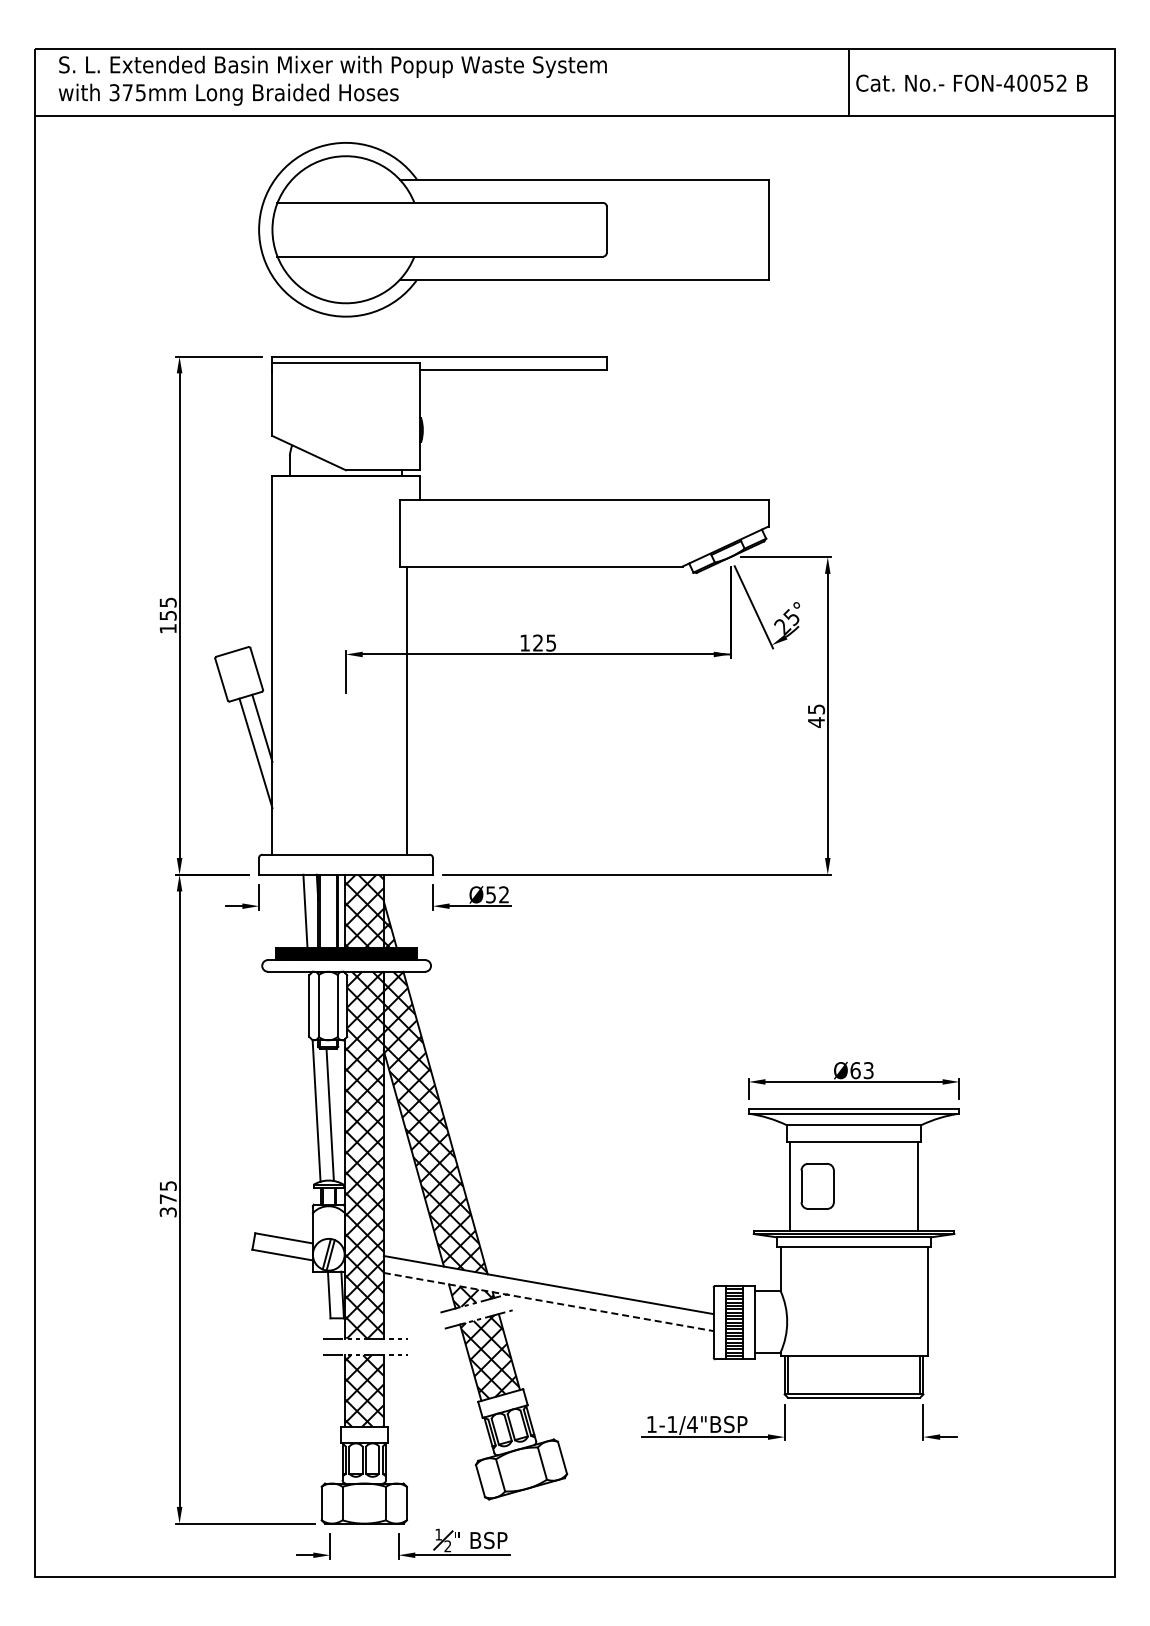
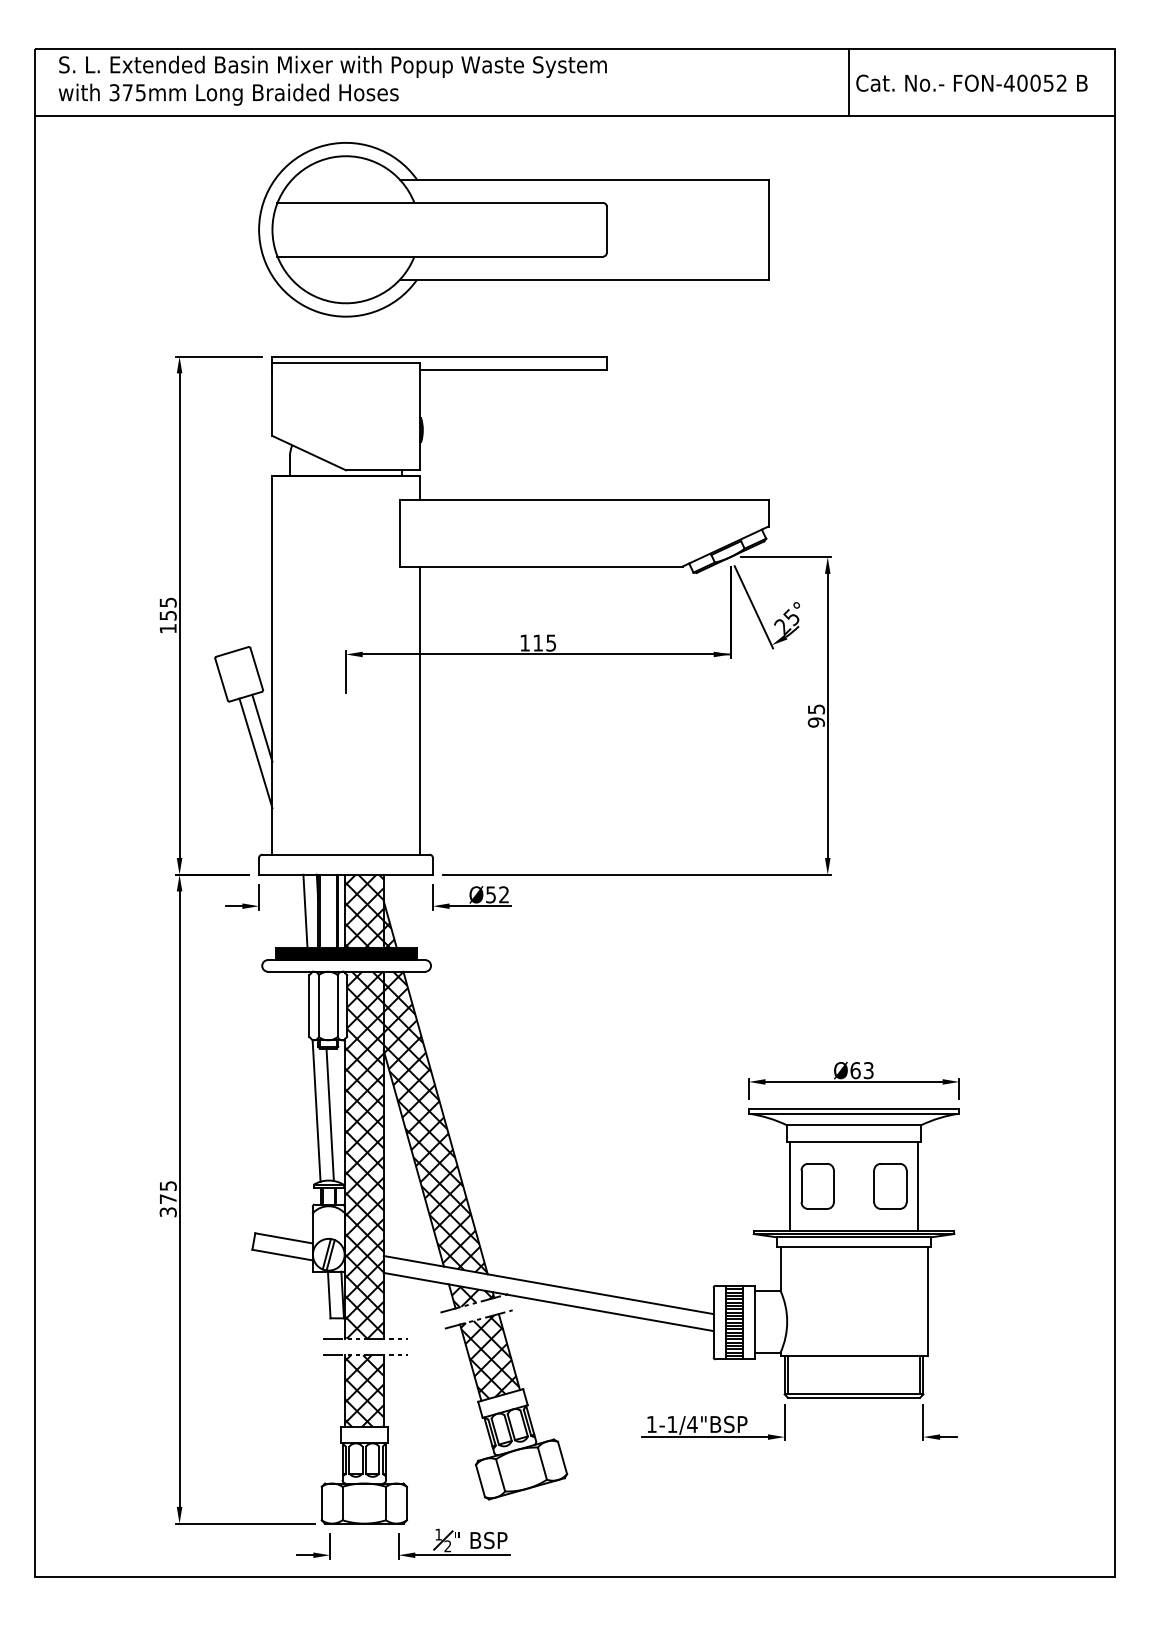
text: 125 -> 115 (537, 642)
line position: (406, 710) -> (419, 710) (419, 710)
text: 45 -> 95 (816, 722)
part: none -> present (890, 1186)
line: dashed -> solid (549, 1302)
